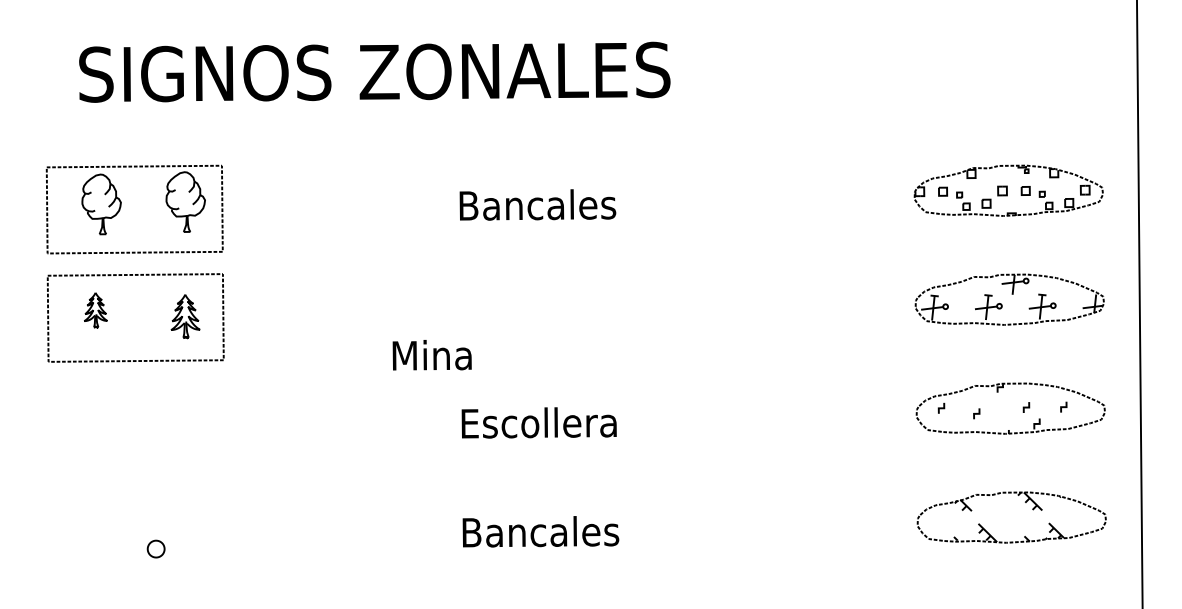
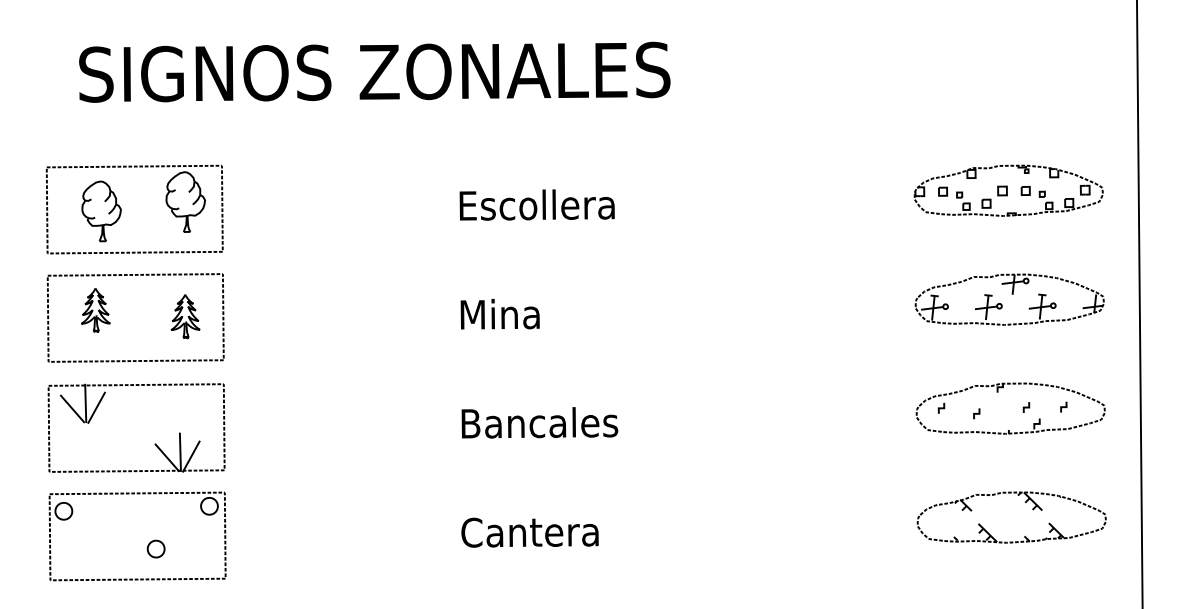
part position: (101, 204) -> (101, 211) (101, 211)
text: Bancales -> Escollera (543, 204)
part size: 24x37 px -> 30x45 px (95, 310)
text position: (431, 355) -> (499, 314) (499, 314)
text: Escollera -> Bancales (545, 422)
part: none -> present (154, 444)
part: none -> present (137, 494)
text: Bancales -> Cantera (540, 531)
